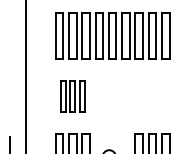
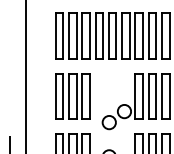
part size: 26x33 px -> 36x47 px (72, 96)
part: none -> present (135, 101)
